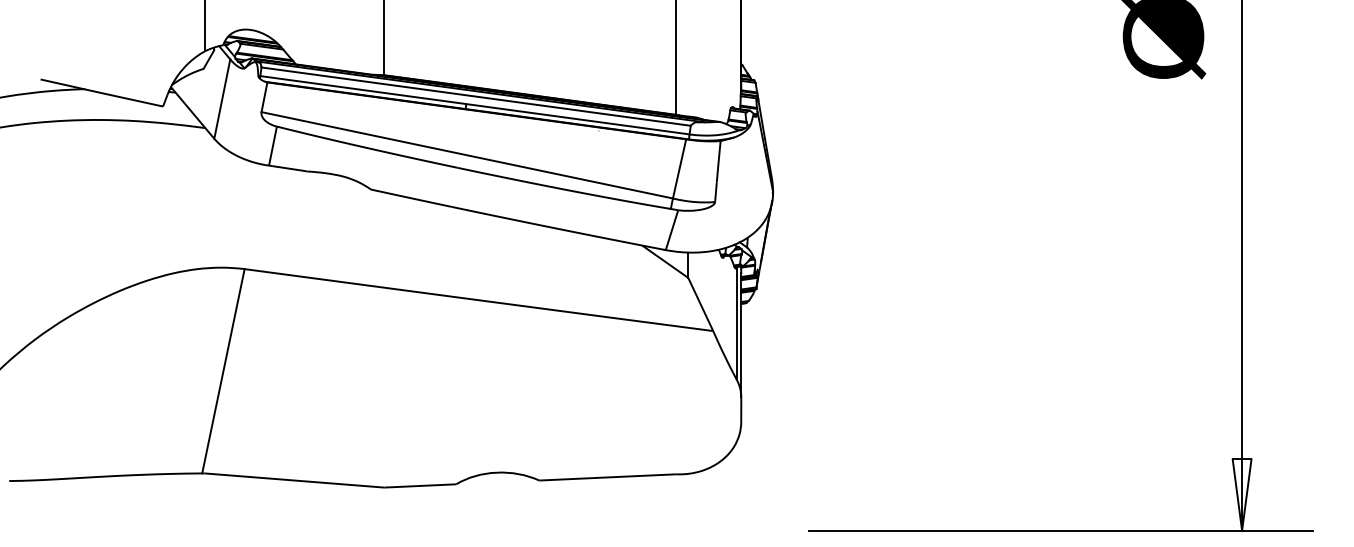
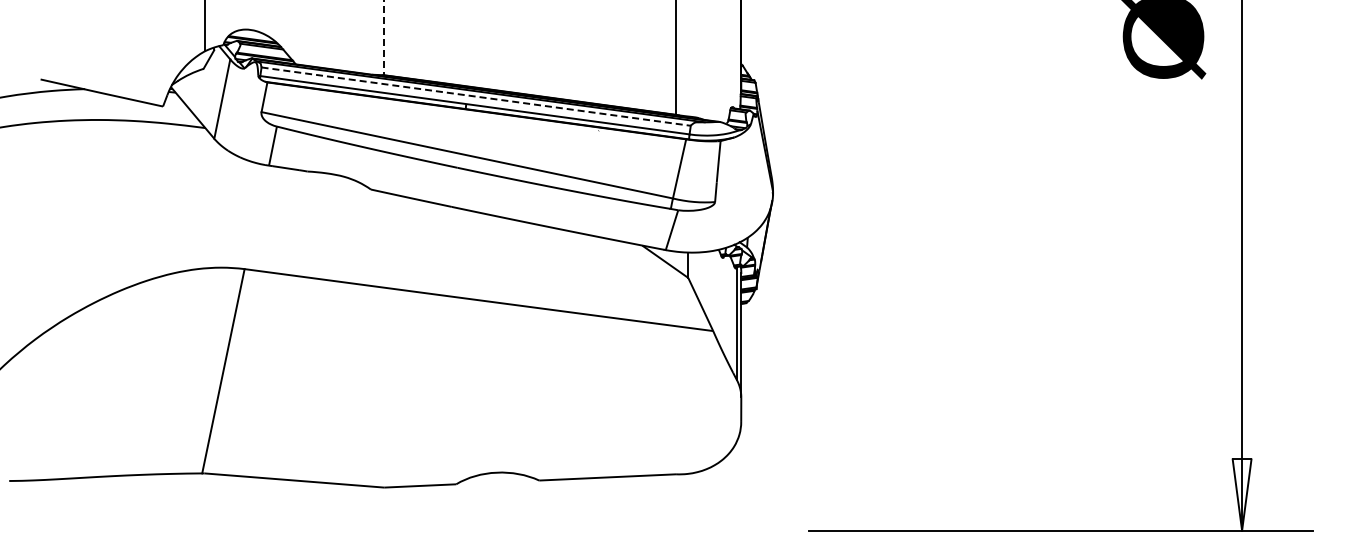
line: solid -> dashed (384, 38)
line: solid -> dashed (476, 96)
